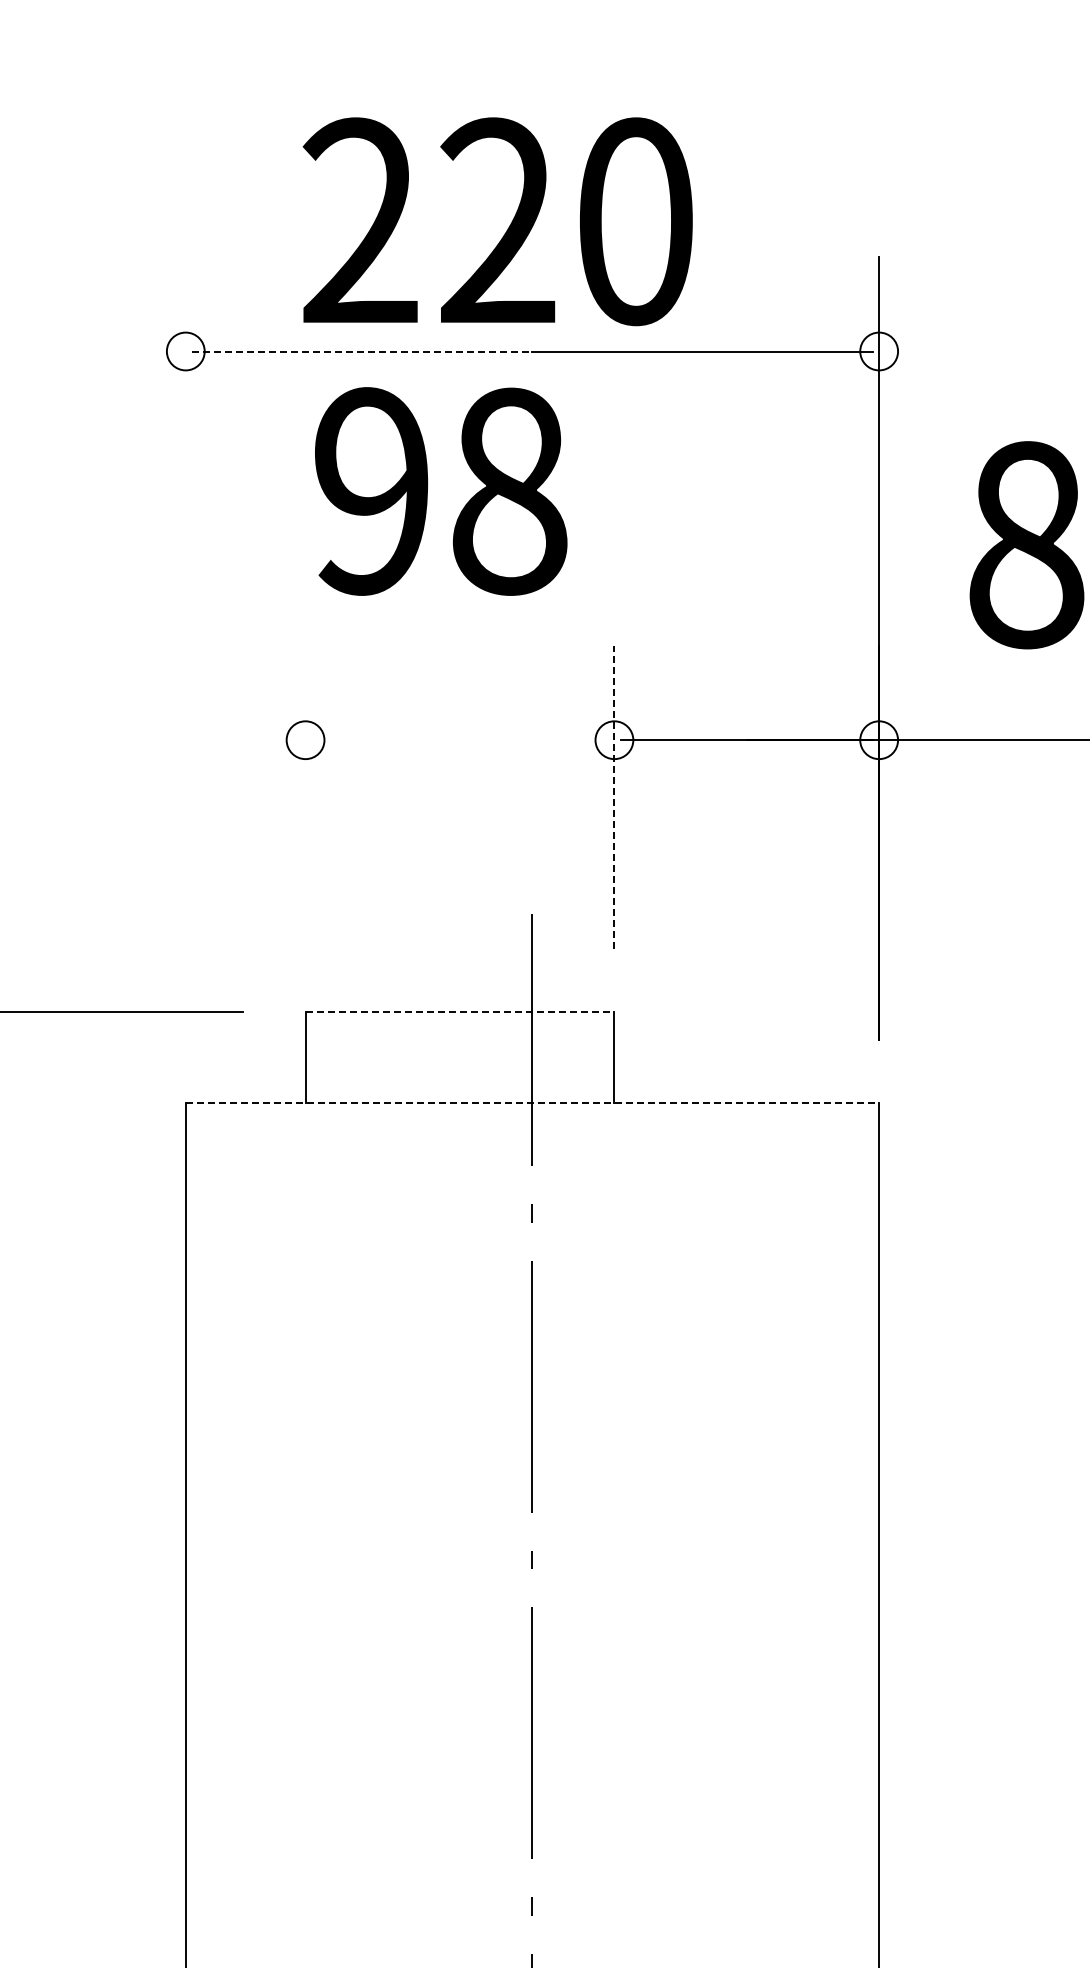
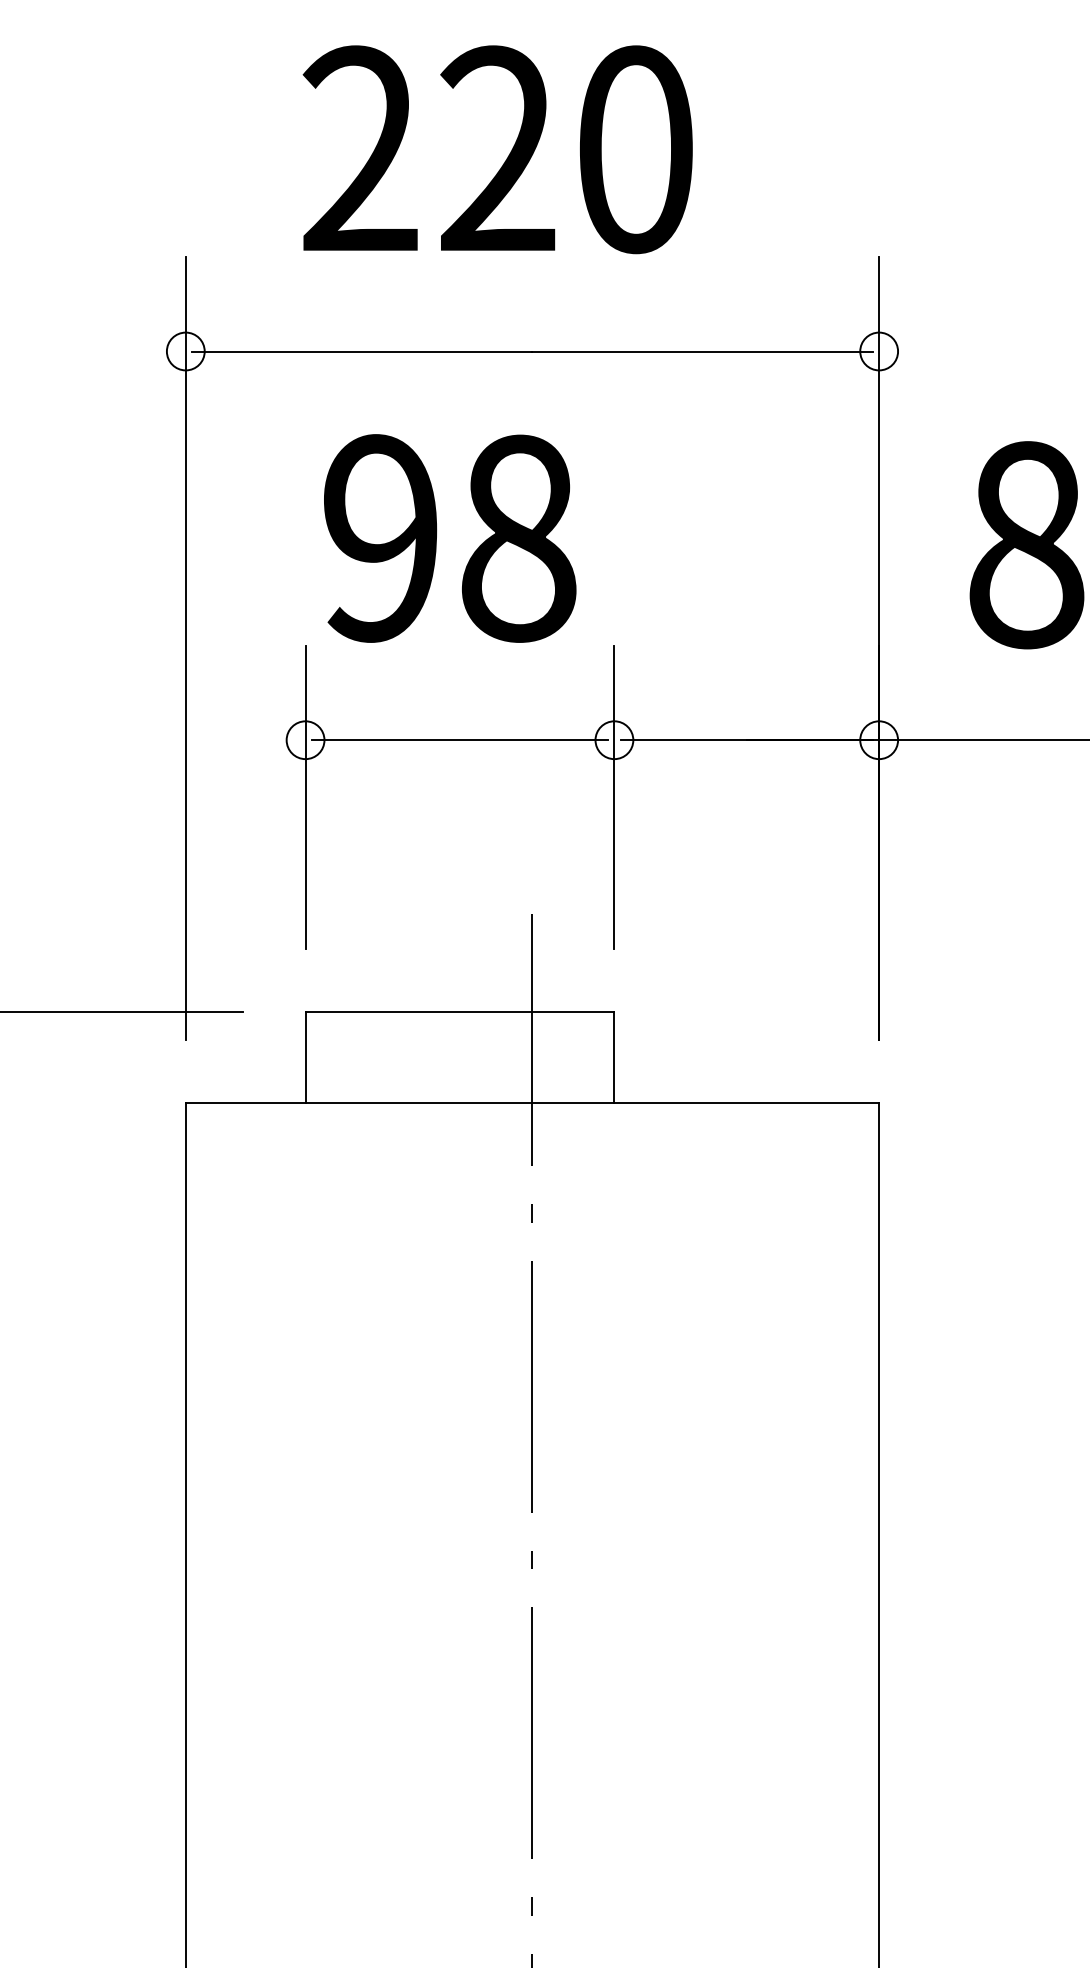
text position: (497, 221) -> (497, 149) (497, 149)
line: dashed -> solid (362, 351)
text position: (441, 491) -> (450, 538) (450, 538)
line: none -> present (185, 648)
line: none -> present (459, 740)
line: none -> present (305, 796)
line: dashed -> solid (614, 796)
line: dashed -> solid (460, 1011)
line: dashed -> solid (532, 1103)
